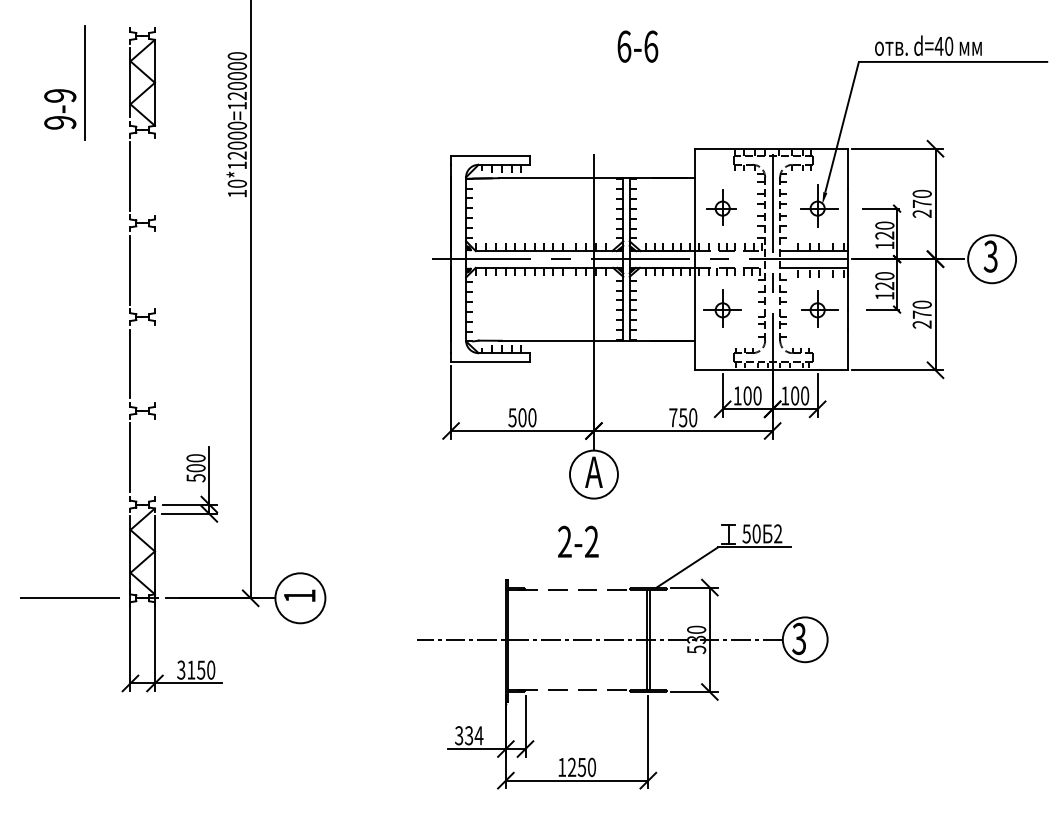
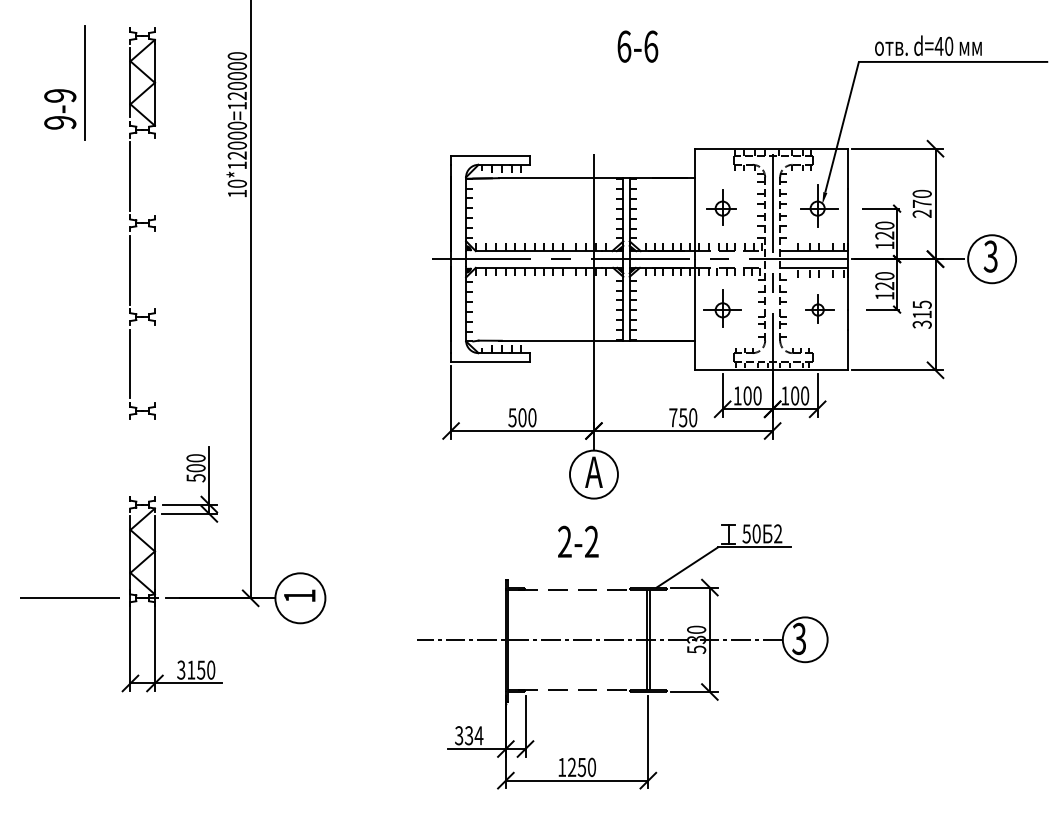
part size: 38x38 px -> 30x30 px (819, 308)
text: 270 -> 315 (921, 314)
line: present -> none (130, 457)
